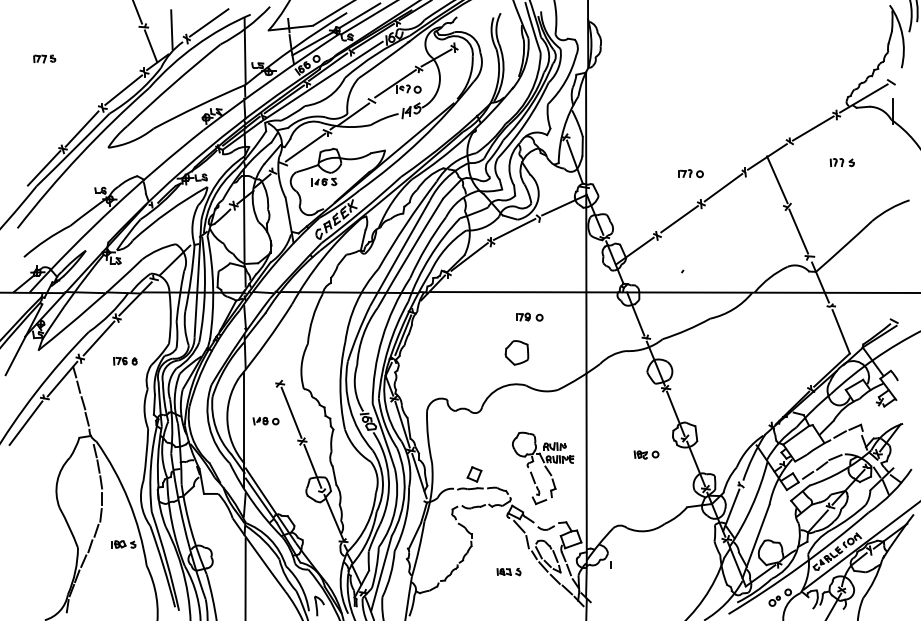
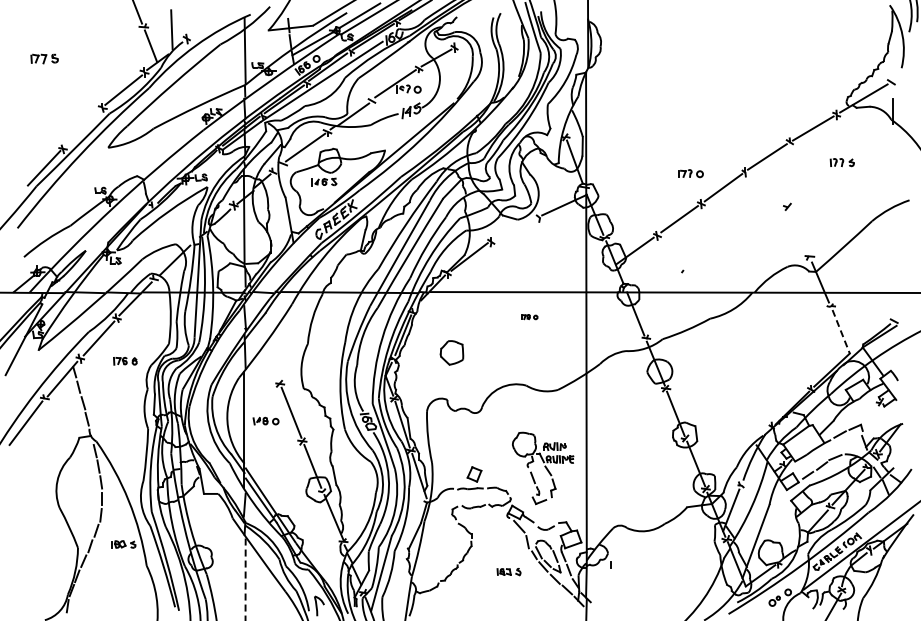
line: present -> none (208, 22)
part size: 24x10 px -> 29x12 px (44, 58)
line: present -> none (81, 128)
line: present -> none (777, 179)
line: present -> none (514, 229)
line: present -> none (798, 231)
part size: 28x10 px -> 18x7 px (529, 317)
line: solid -> dashed (841, 332)
part position: (516, 352) -> (451, 352) (451, 352)
part: present -> none (646, 454)
line: solid -> dashed (245, 579)
